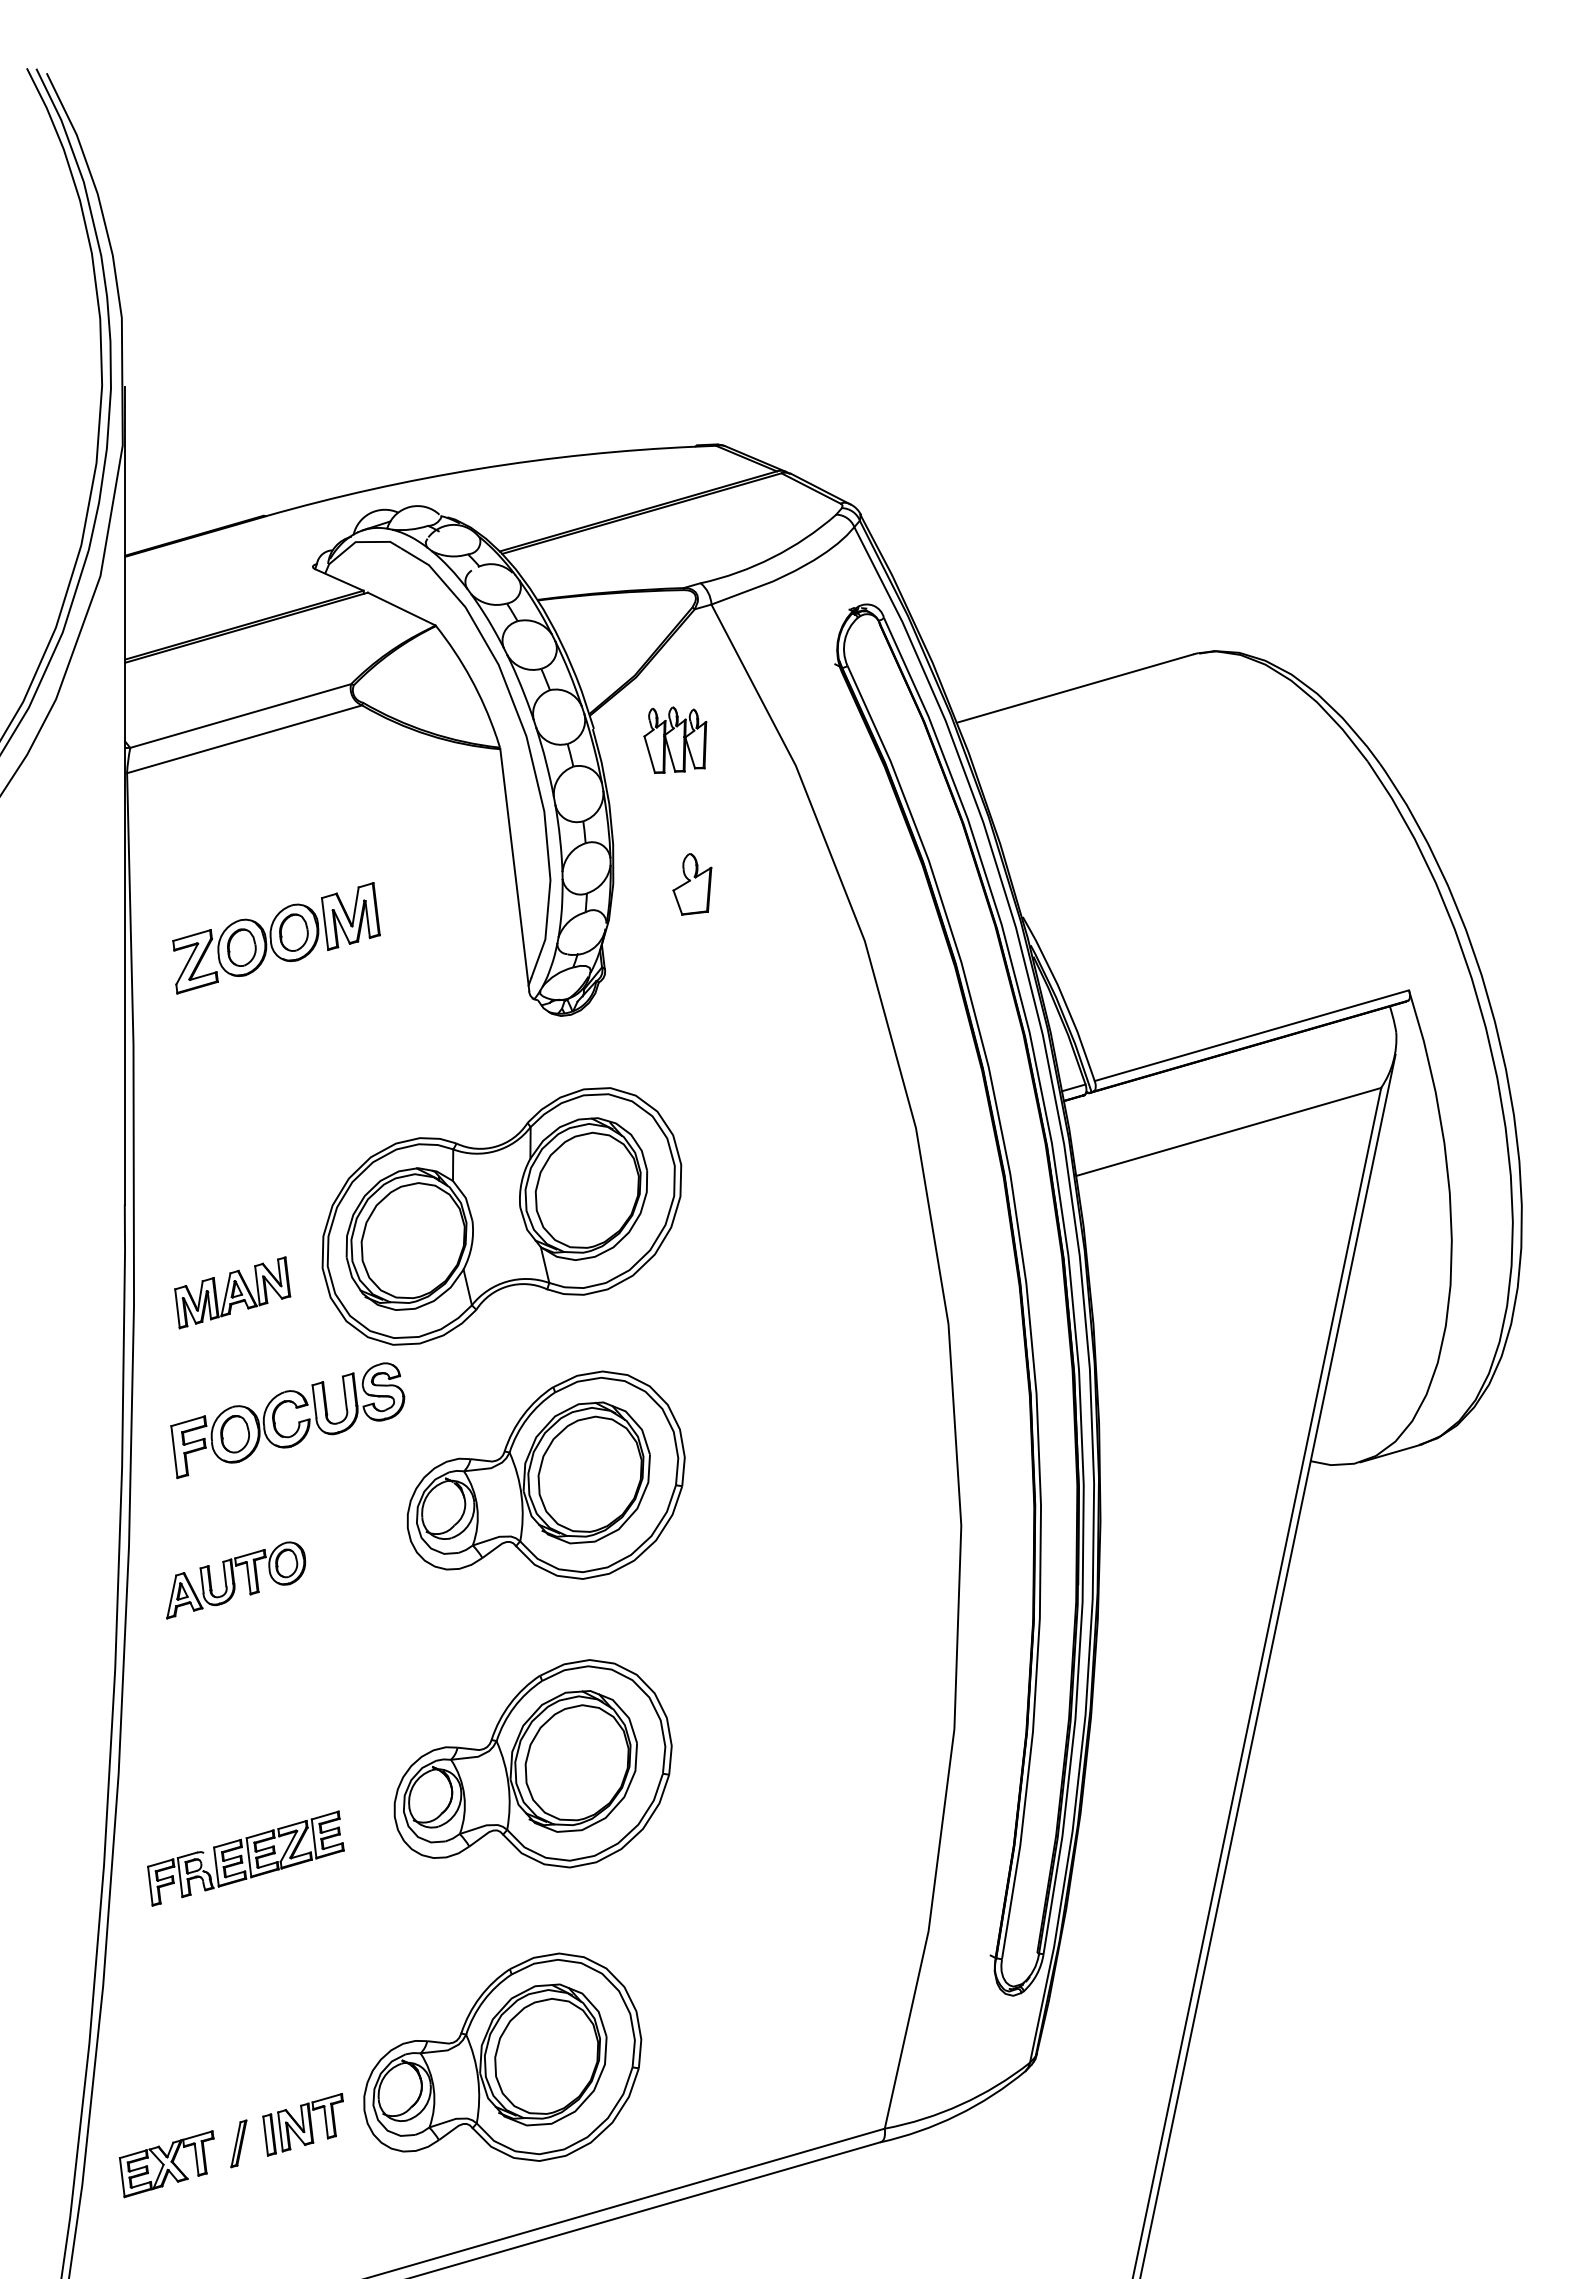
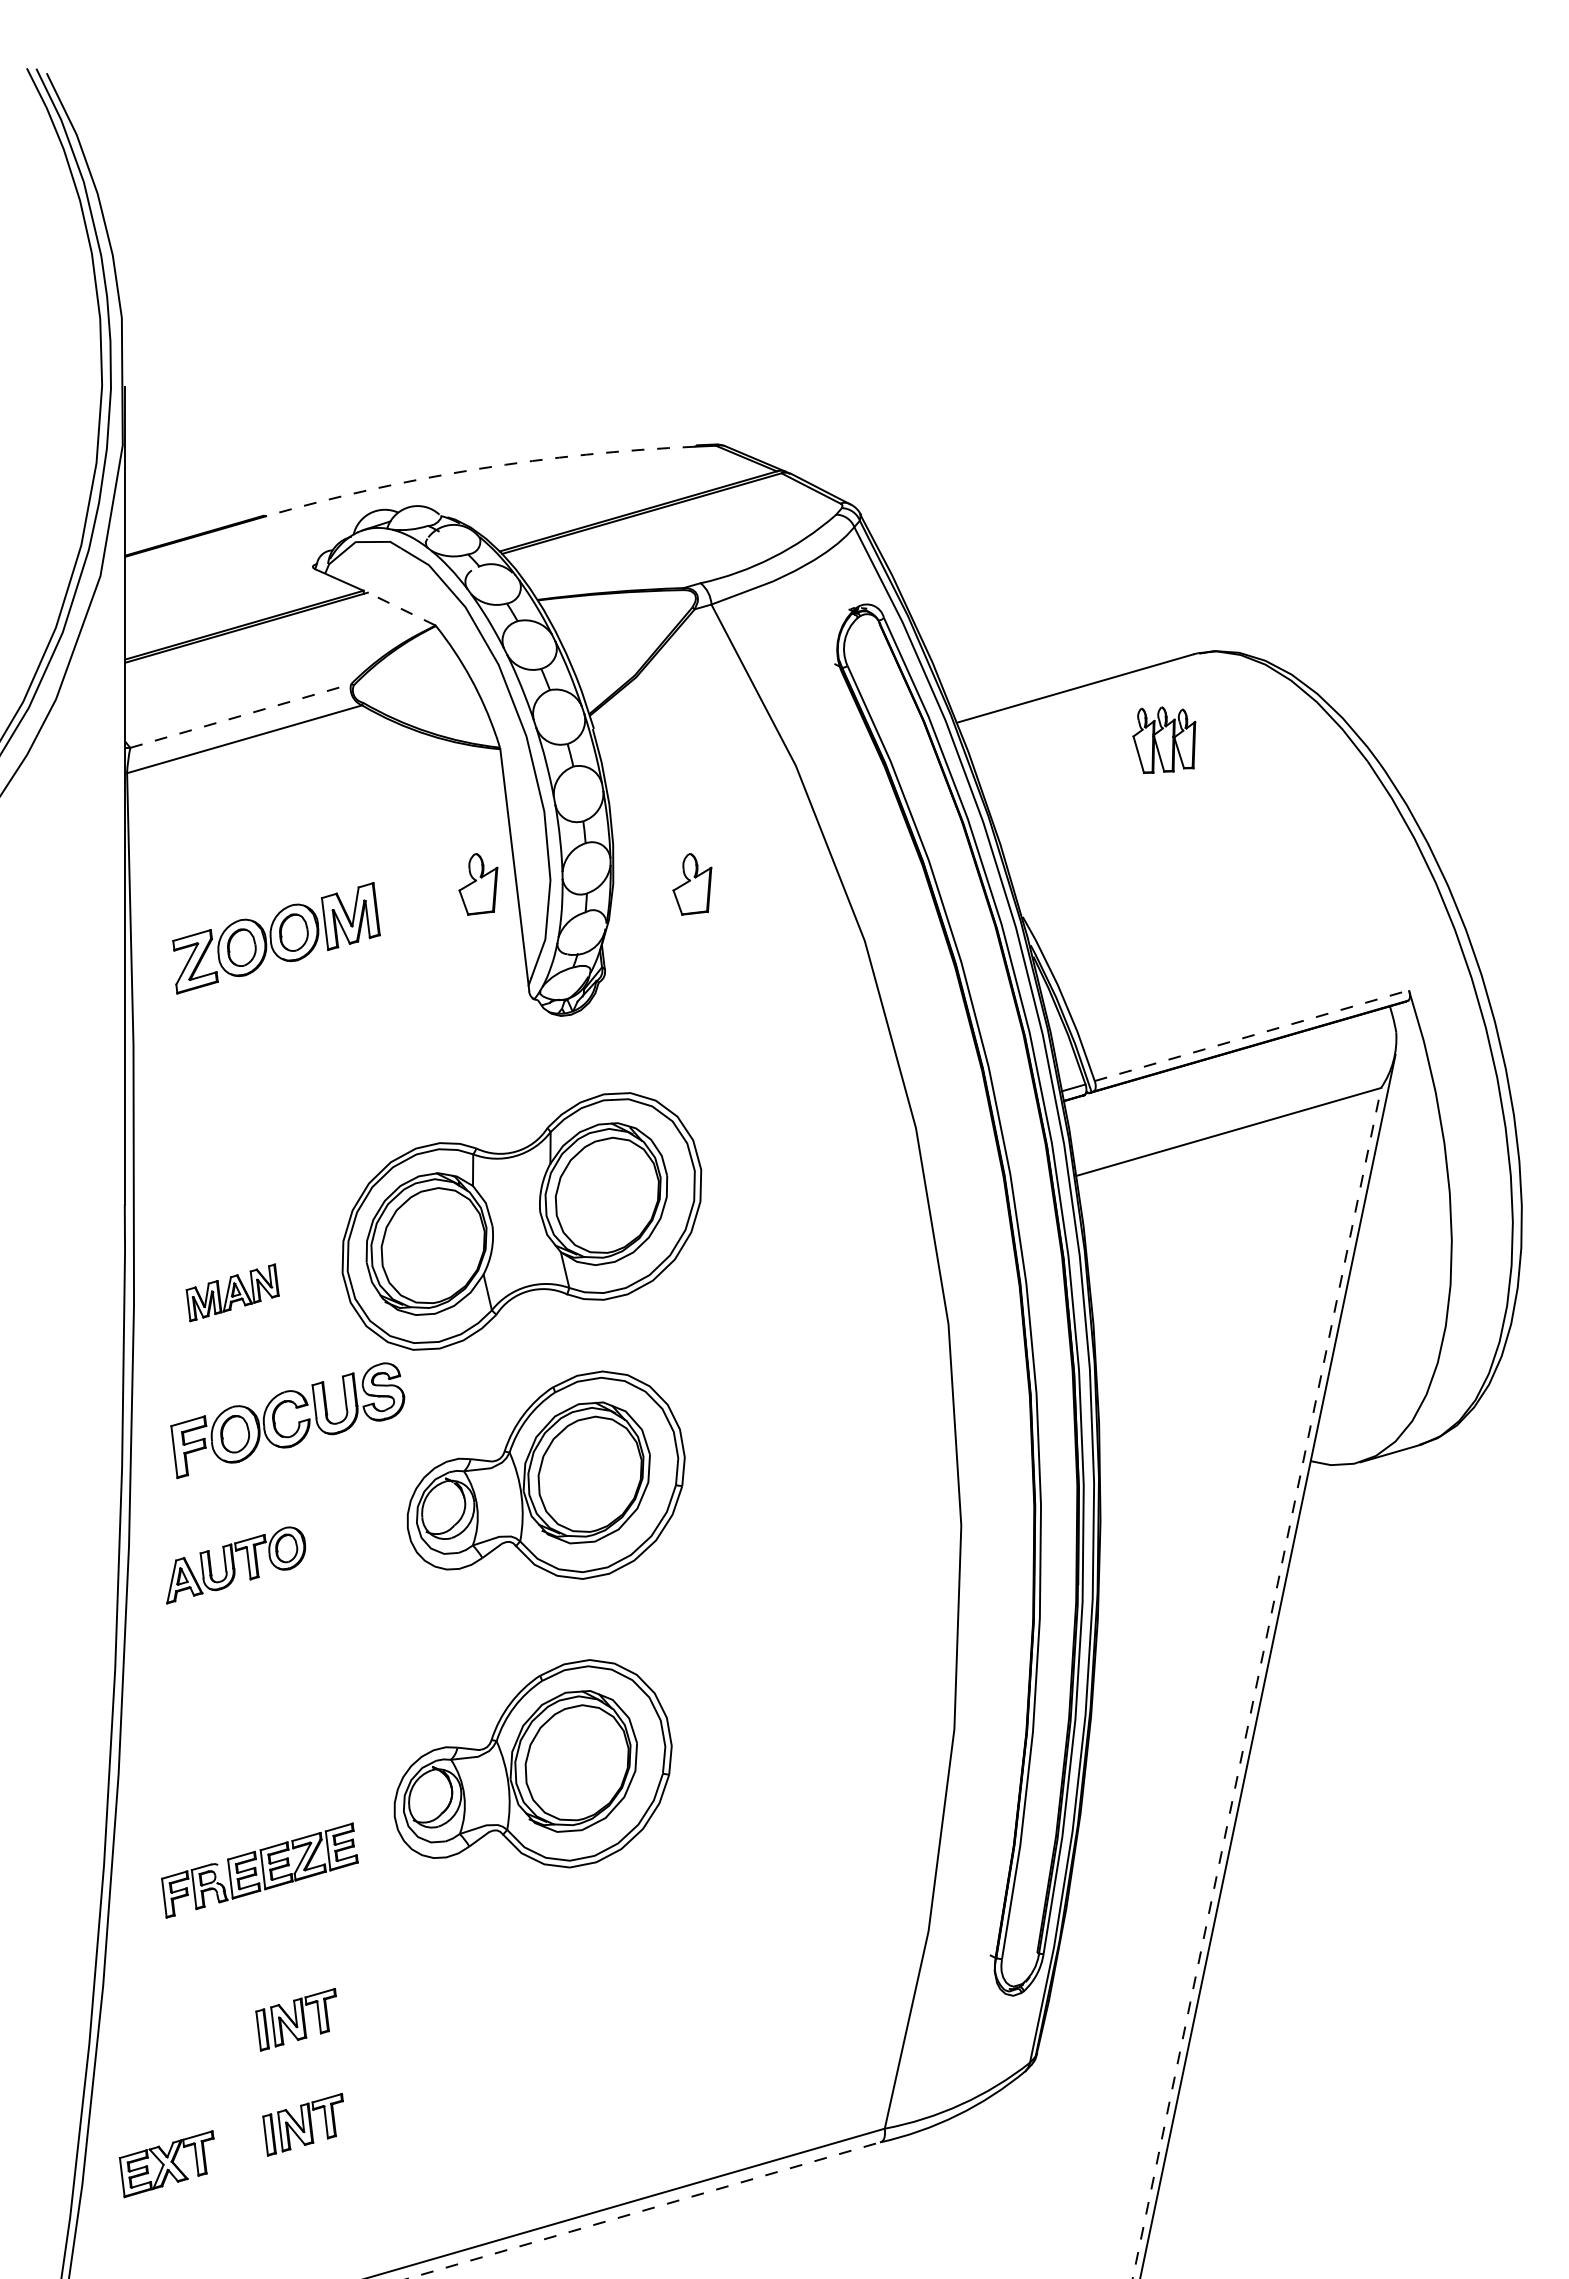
arc: solid -> dashed (478, 468)
line: solid -> dashed (401, 609)
line: solid -> dashed (240, 716)
part position: (675, 739) -> (1164, 739) (1164, 739)
part: none -> present (478, 884)
line: solid -> dashed (1251, 1035)
part position: (501, 1216) -> (521, 1221) (521, 1221)
part size: 118x74 px -> 95x60 px (232, 1292)
part position: (236, 1580) -> (236, 1565) (236, 1565)
line: solid -> dashed (1257, 1682)
part position: (245, 1858) -> (259, 1870) (259, 1870)
part: none -> present (295, 2019)
part: present -> none (502, 2056)
part: present -> none (238, 2143)
line: solid -> dashed (644, 2210)
